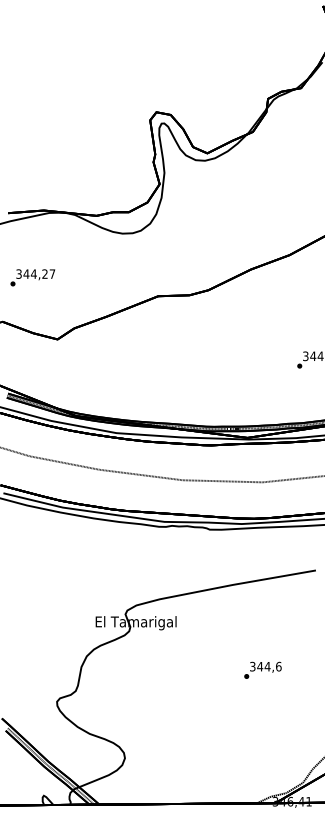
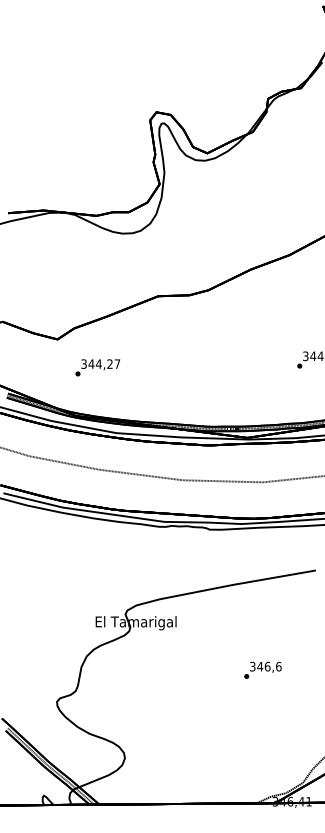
text position: (32, 277) -> (97, 367) (97, 367)
text: 344,6 -> 346,6 (267, 666)
